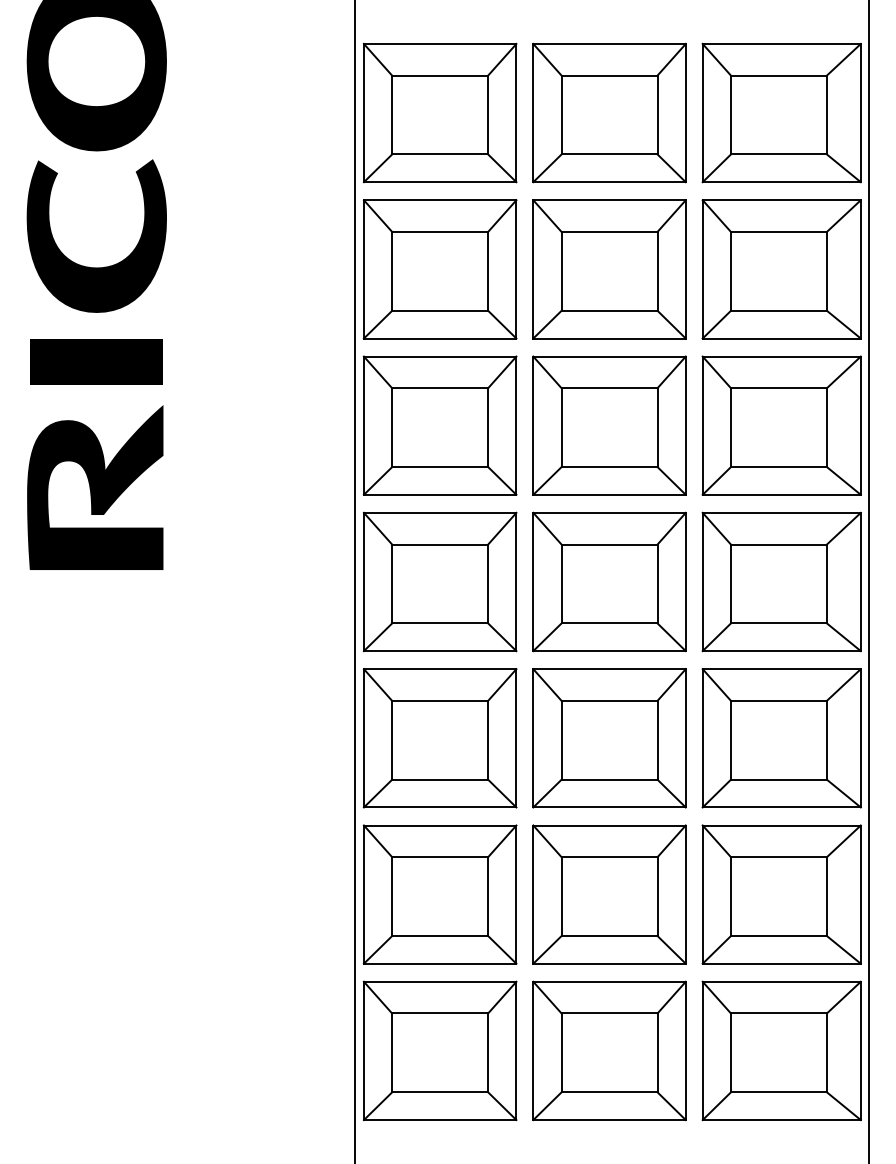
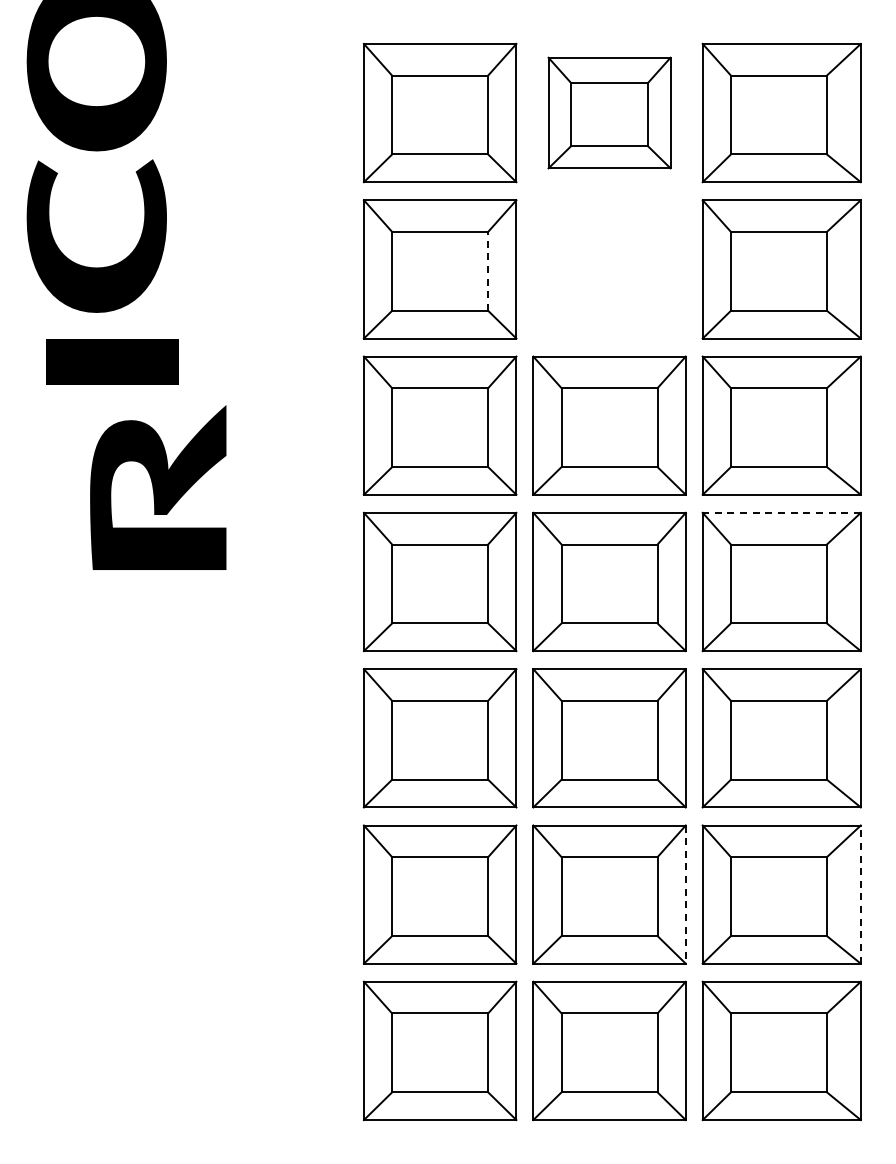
part size: 155x142 px -> 125x114 px (609, 112)
part: present -> none (609, 269)
line: solid -> dashed (488, 270)
part position: (96, 361) -> (112, 361) (112, 361)
part position: (95, 487) -> (158, 487) (158, 487)
line: solid -> dashed (781, 512)
line: present -> none (355, 581)
line: present -> none (869, 581)
line: solid -> dashed (860, 894)
line: solid -> dashed (685, 895)
